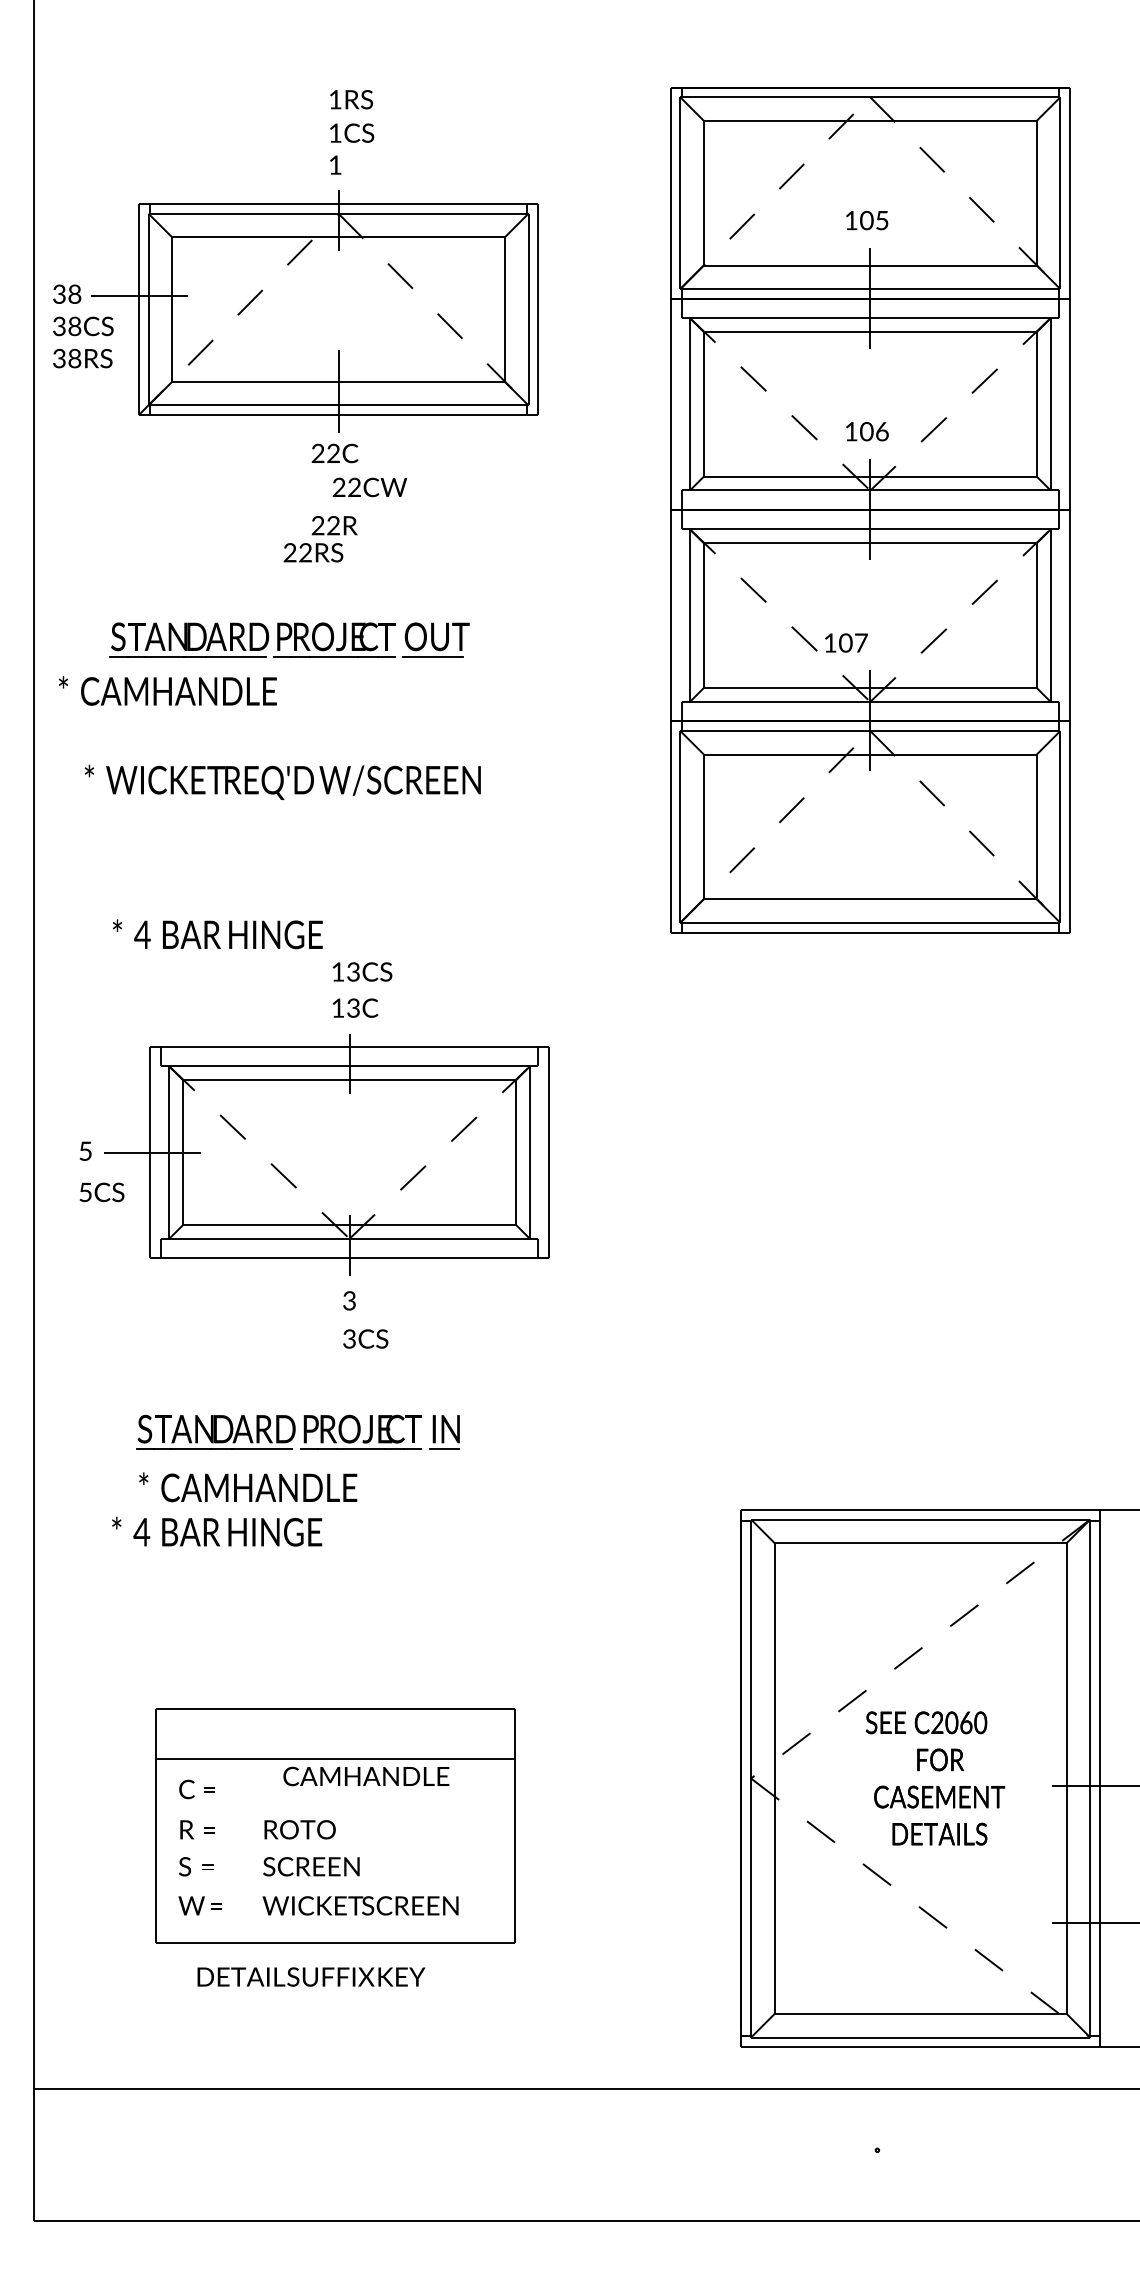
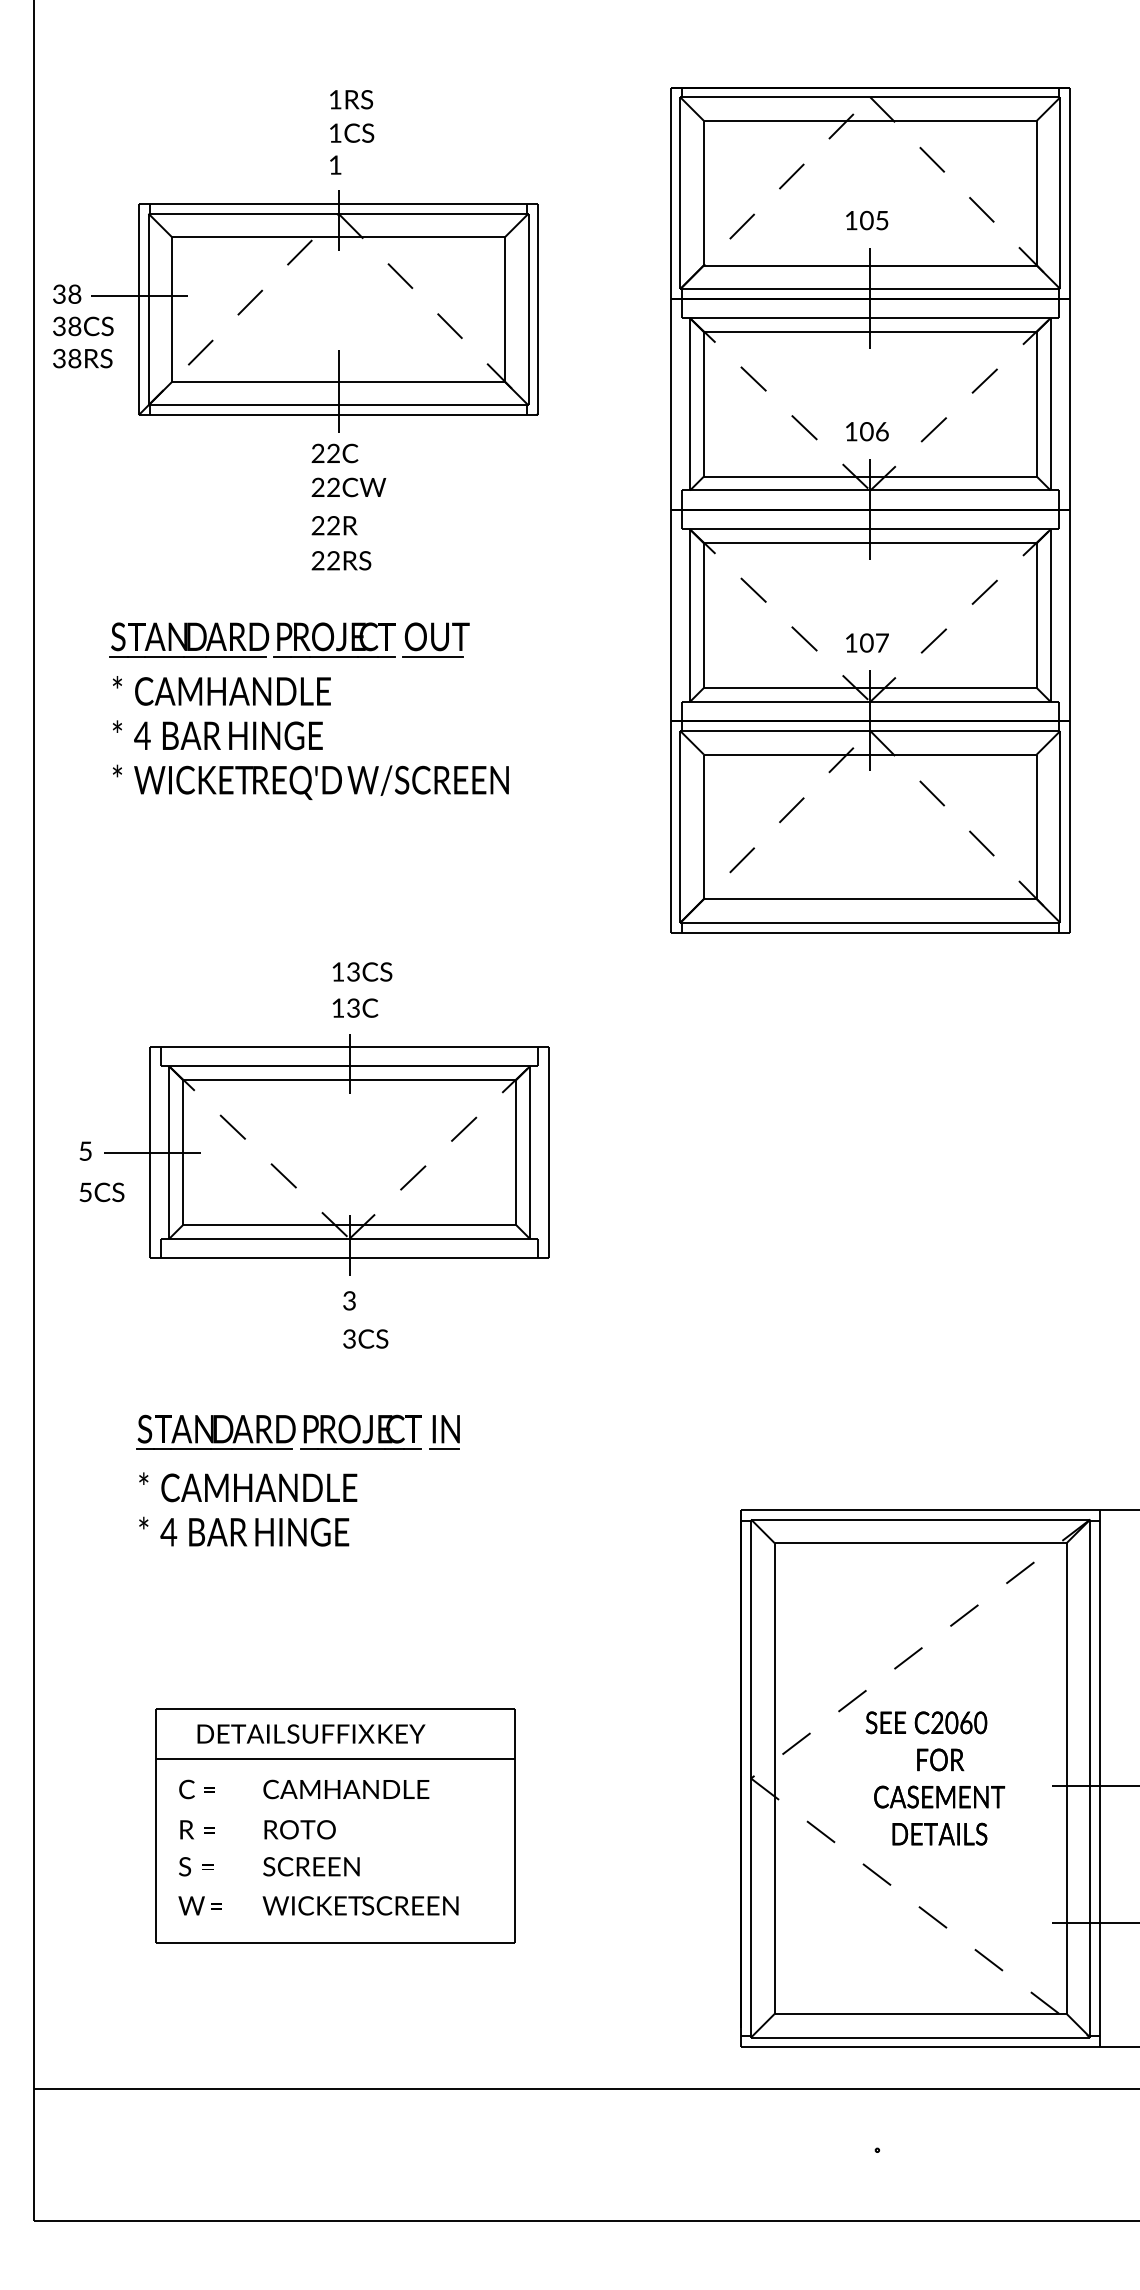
text position: (369, 487) -> (348, 487) (348, 487)
text position: (313, 552) -> (341, 560) (341, 560)
text position: (846, 642) -> (867, 642) (867, 642)
text position: (167, 690) -> (221, 690) (221, 690)
text position: (282, 782) -> (310, 782) (310, 782)
text position: (217, 934) -> (217, 735) (217, 735)
text position: (217, 1531) -> (244, 1531) (244, 1531)
text position: (366, 1776) -> (346, 1789) (346, 1789)
text position: (311, 1976) -> (311, 1733) (311, 1733)
